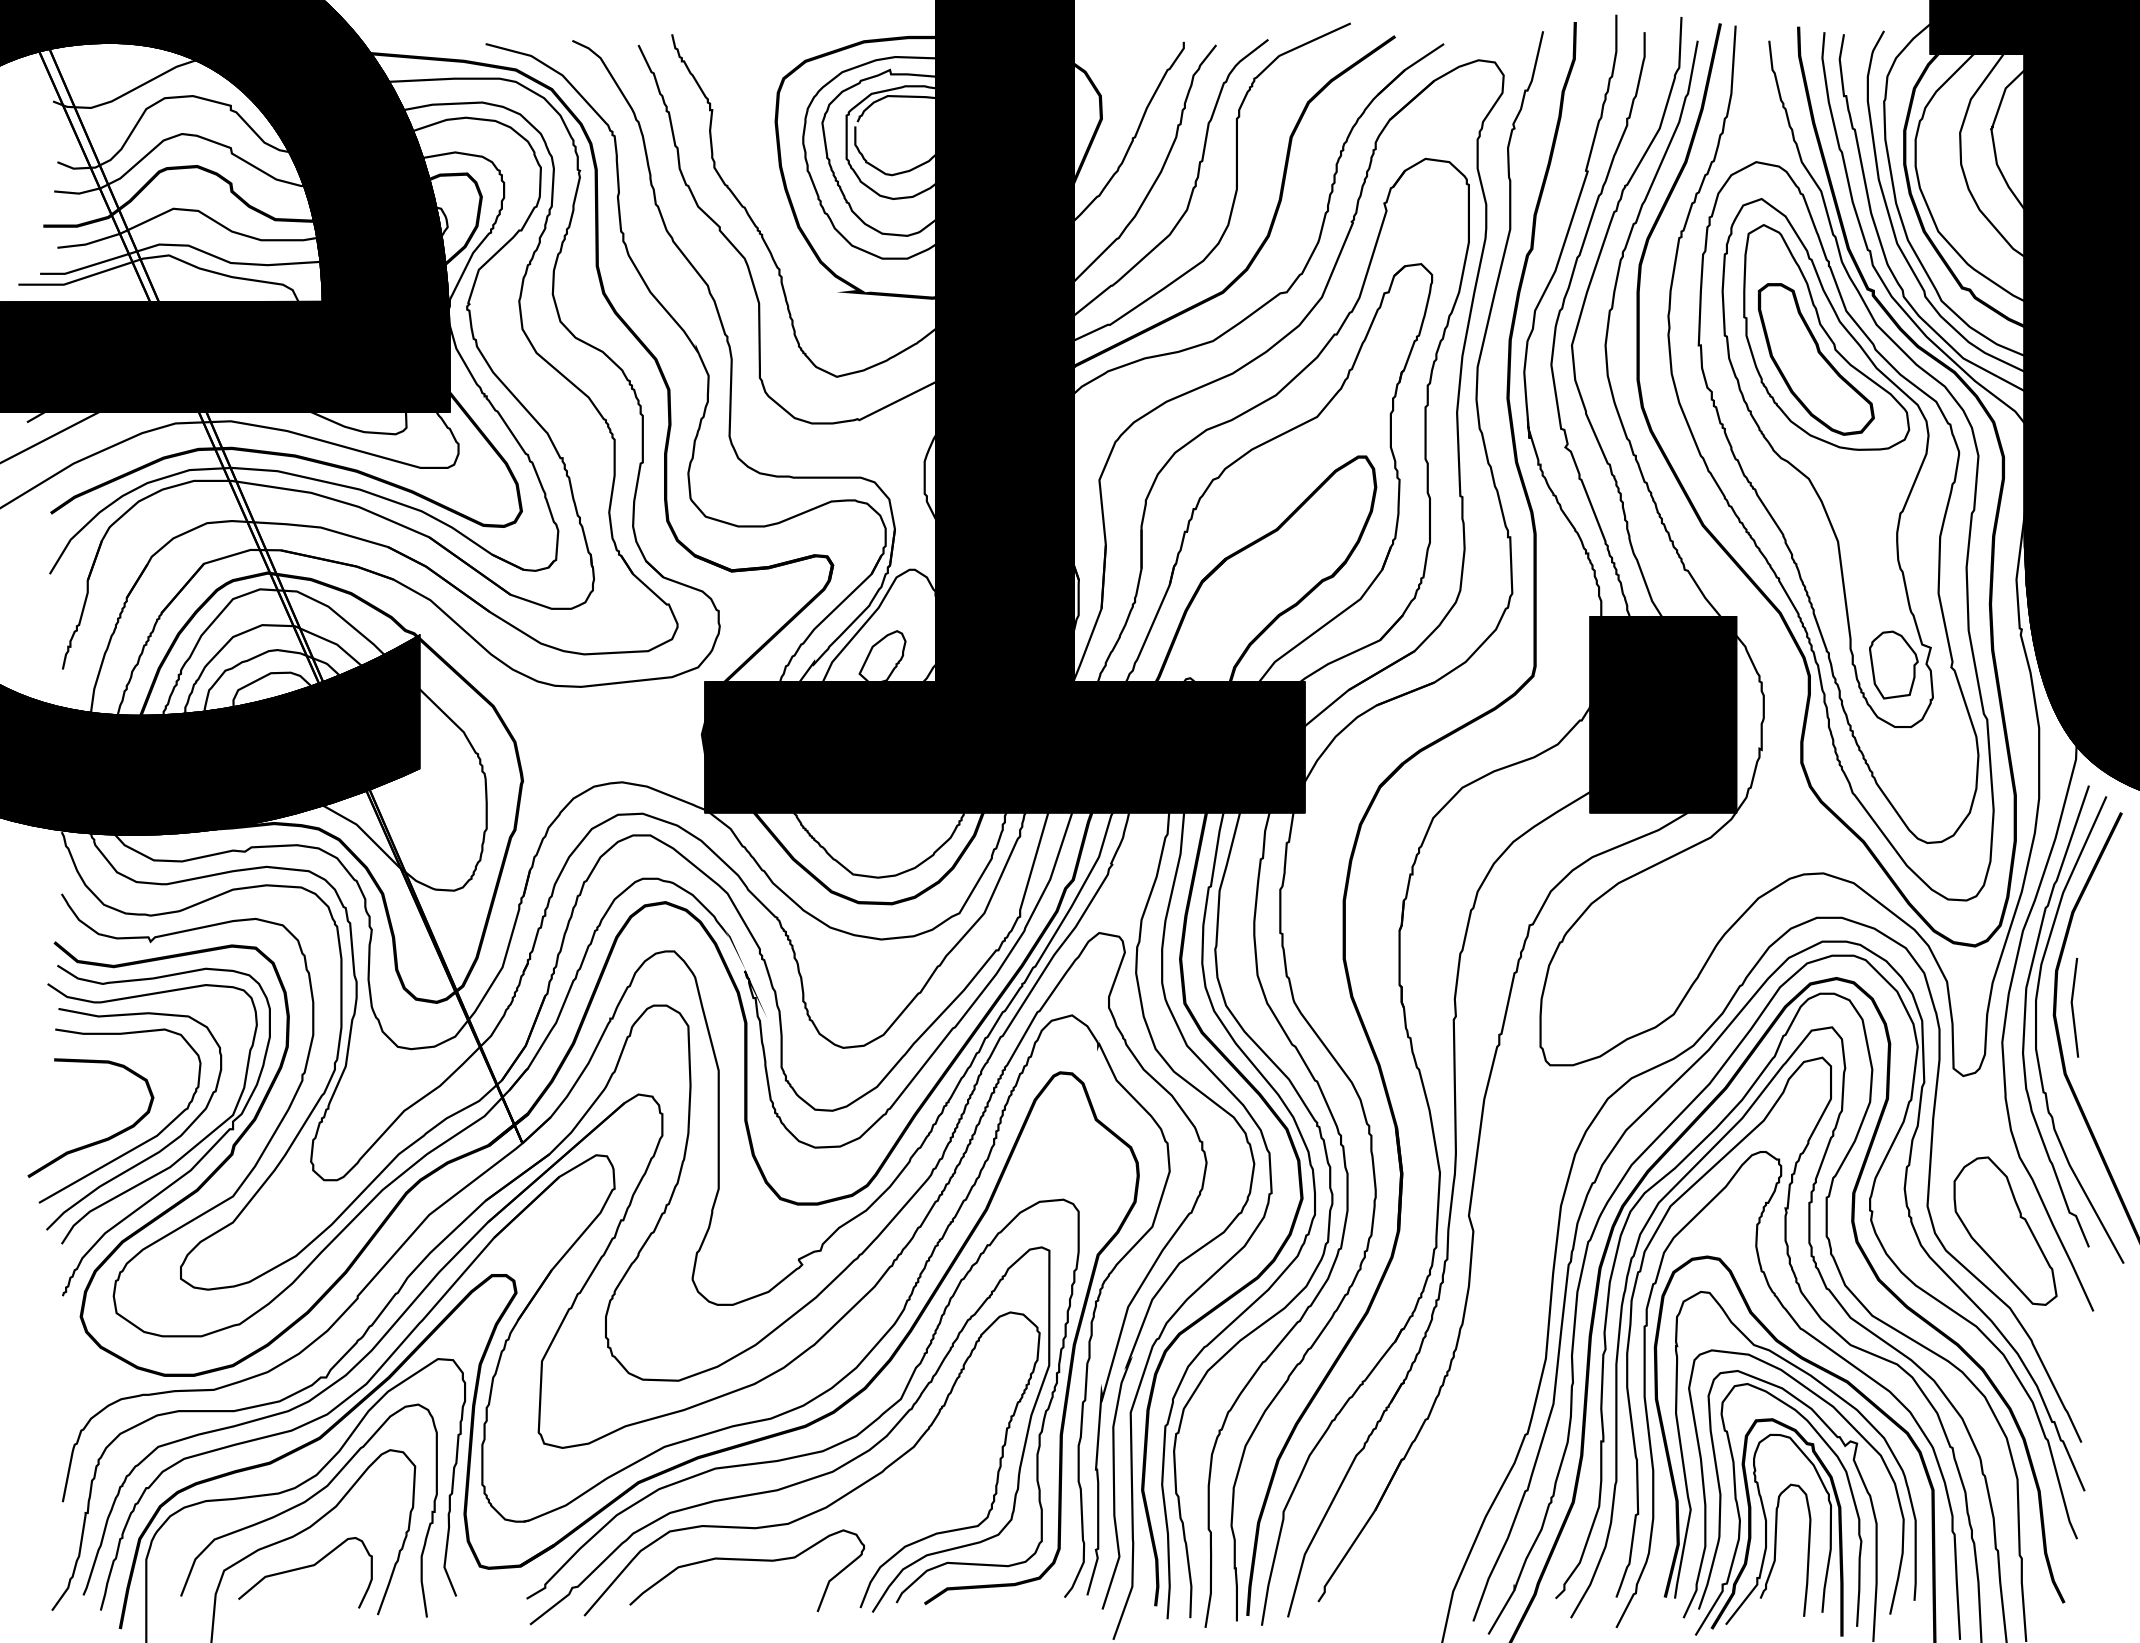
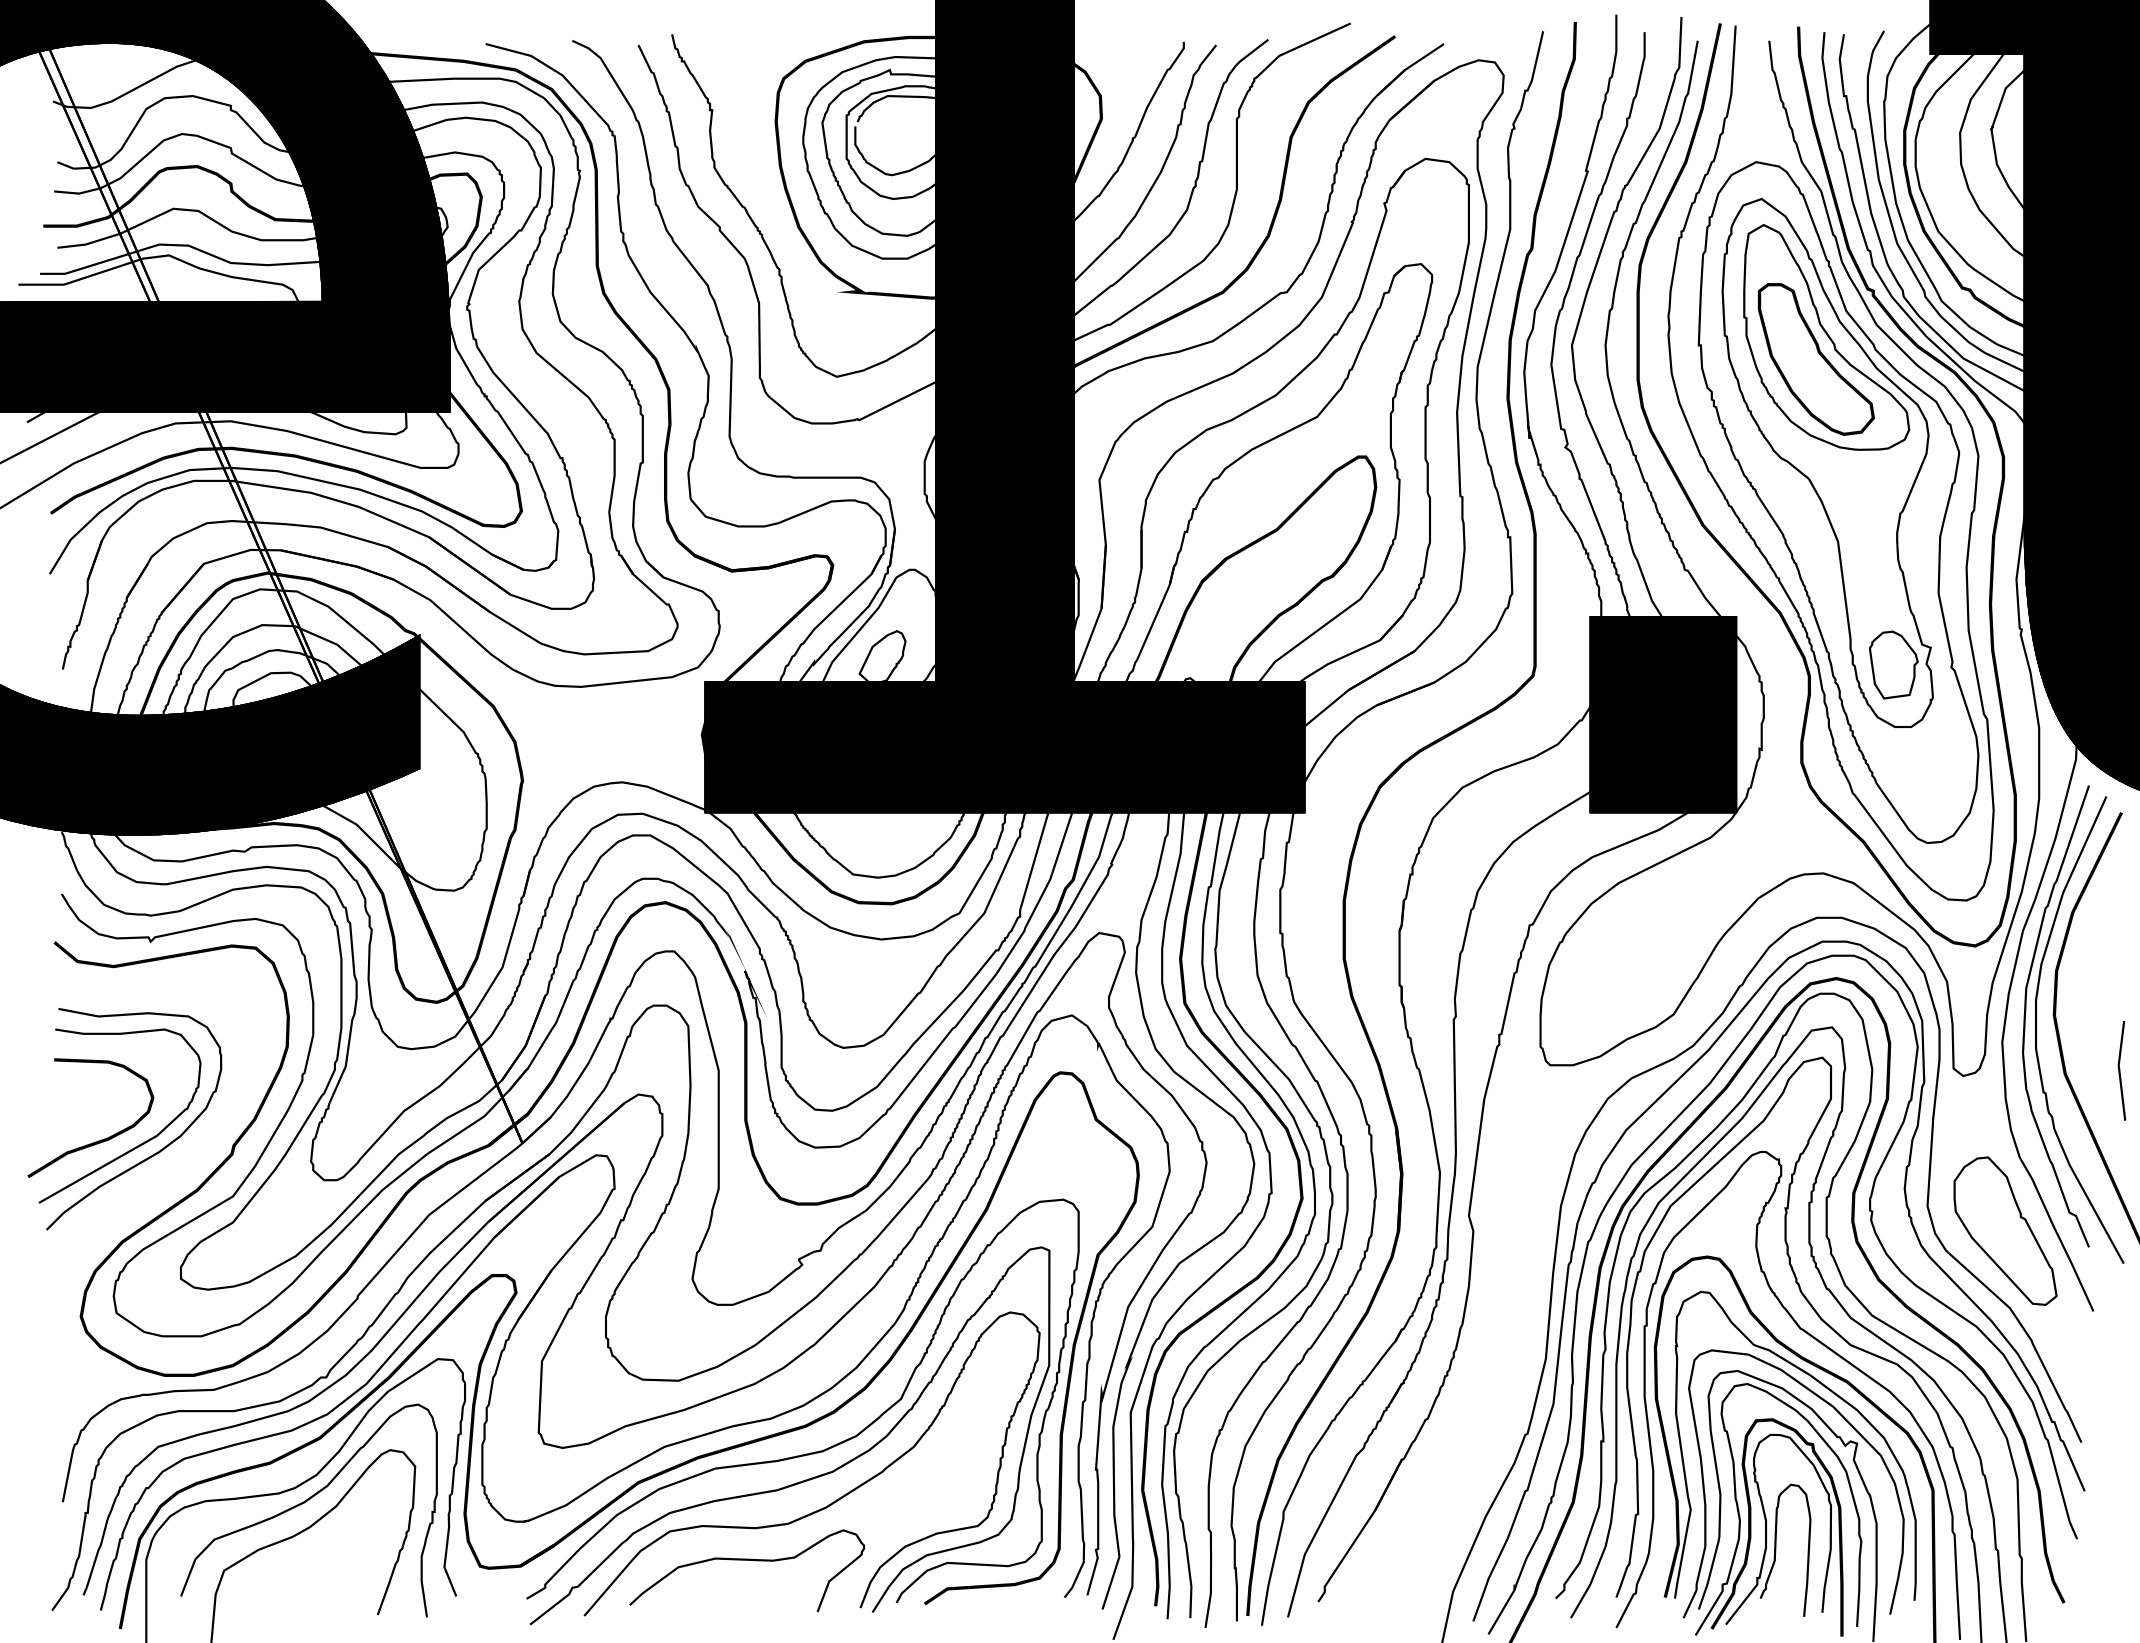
line position: (2073, 1007) -> (2120, 1070) (2120, 1070)
part: present -> none (178, 1158)
curve: present -> none (305, 1568)
